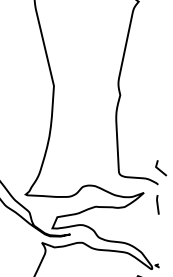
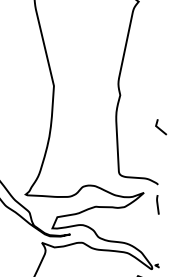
line position: (160, 169) -> (160, 128) (160, 128)
